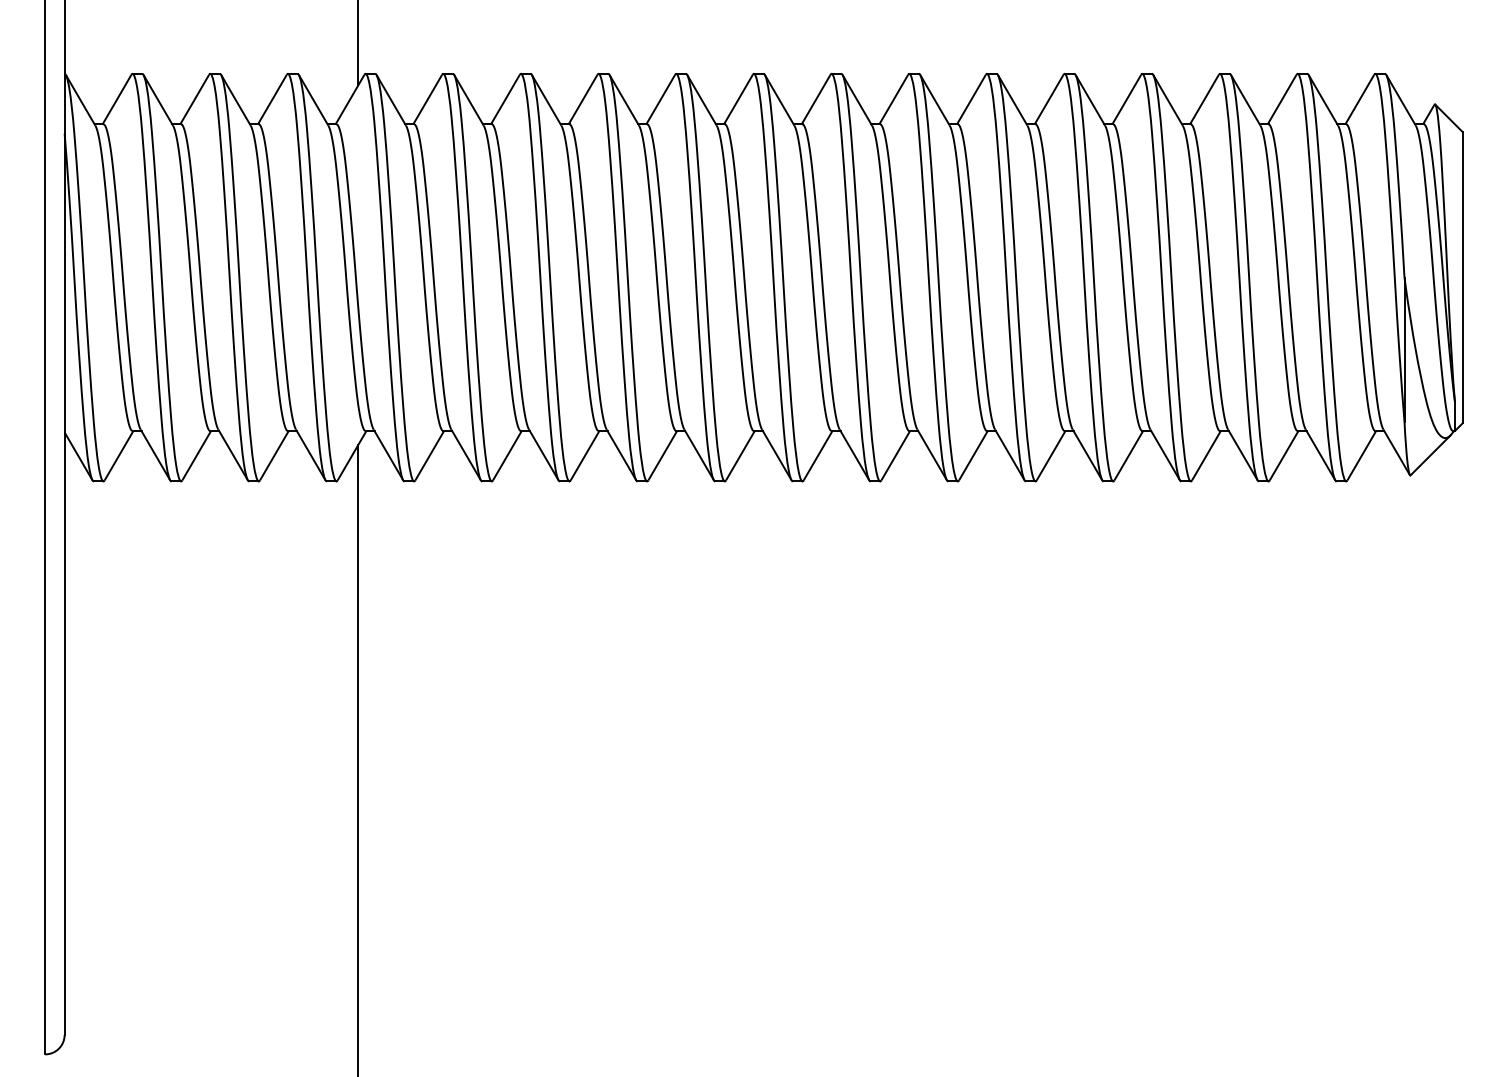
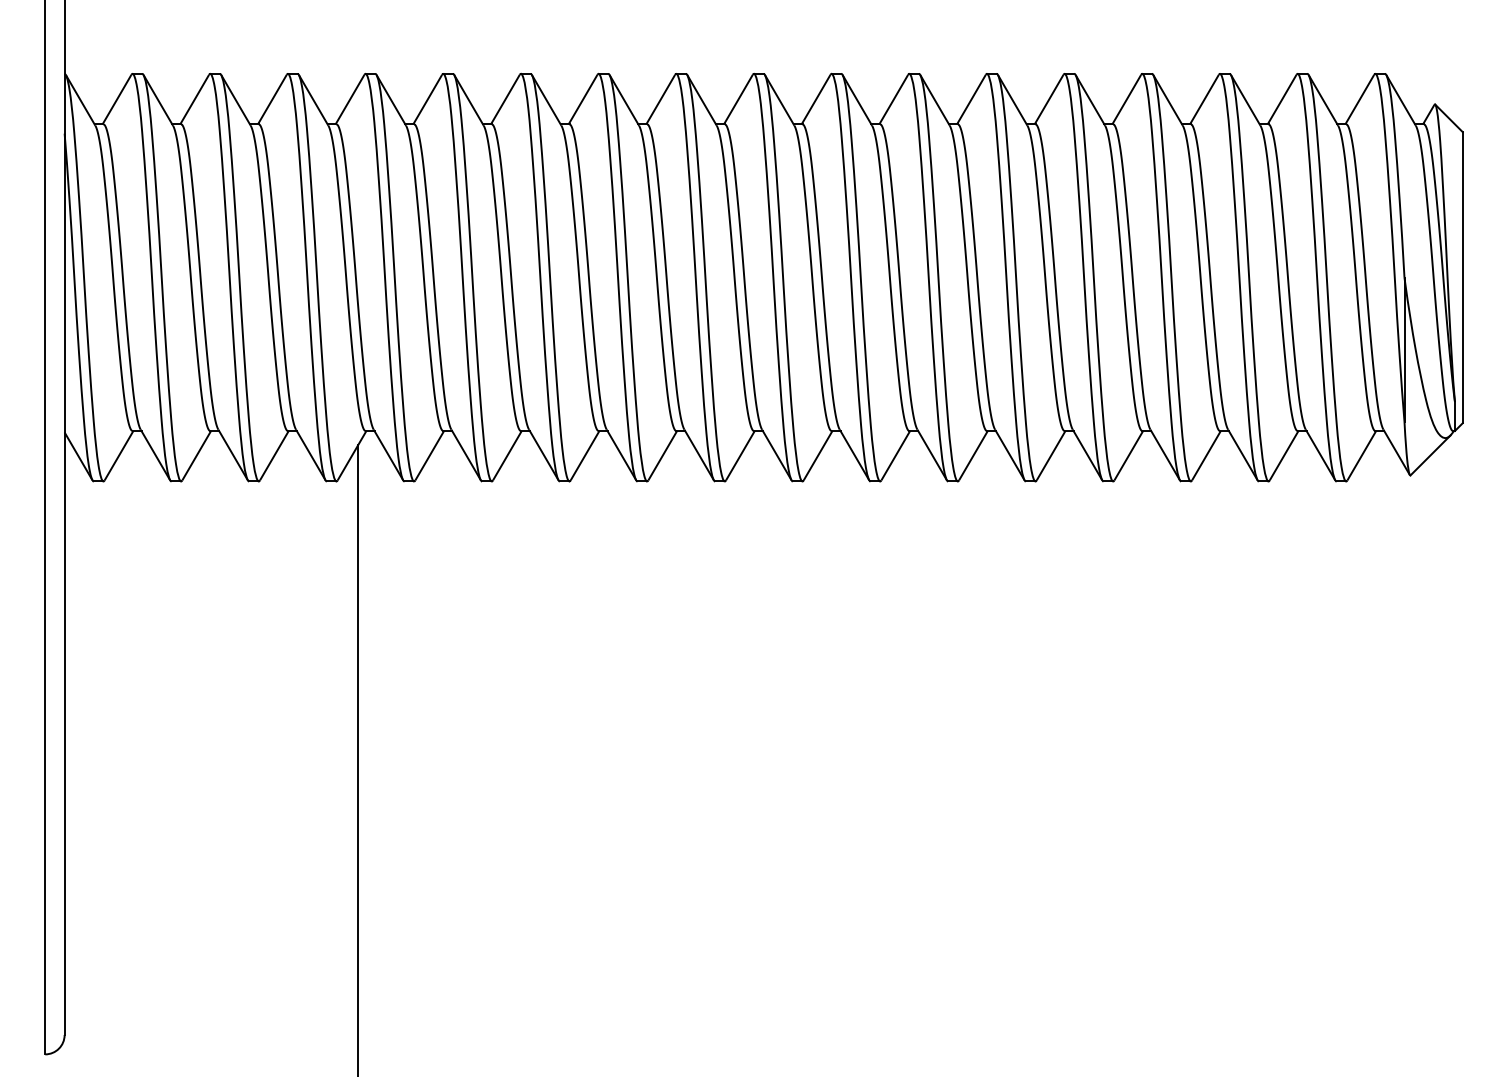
line: present -> none (358, 43)
